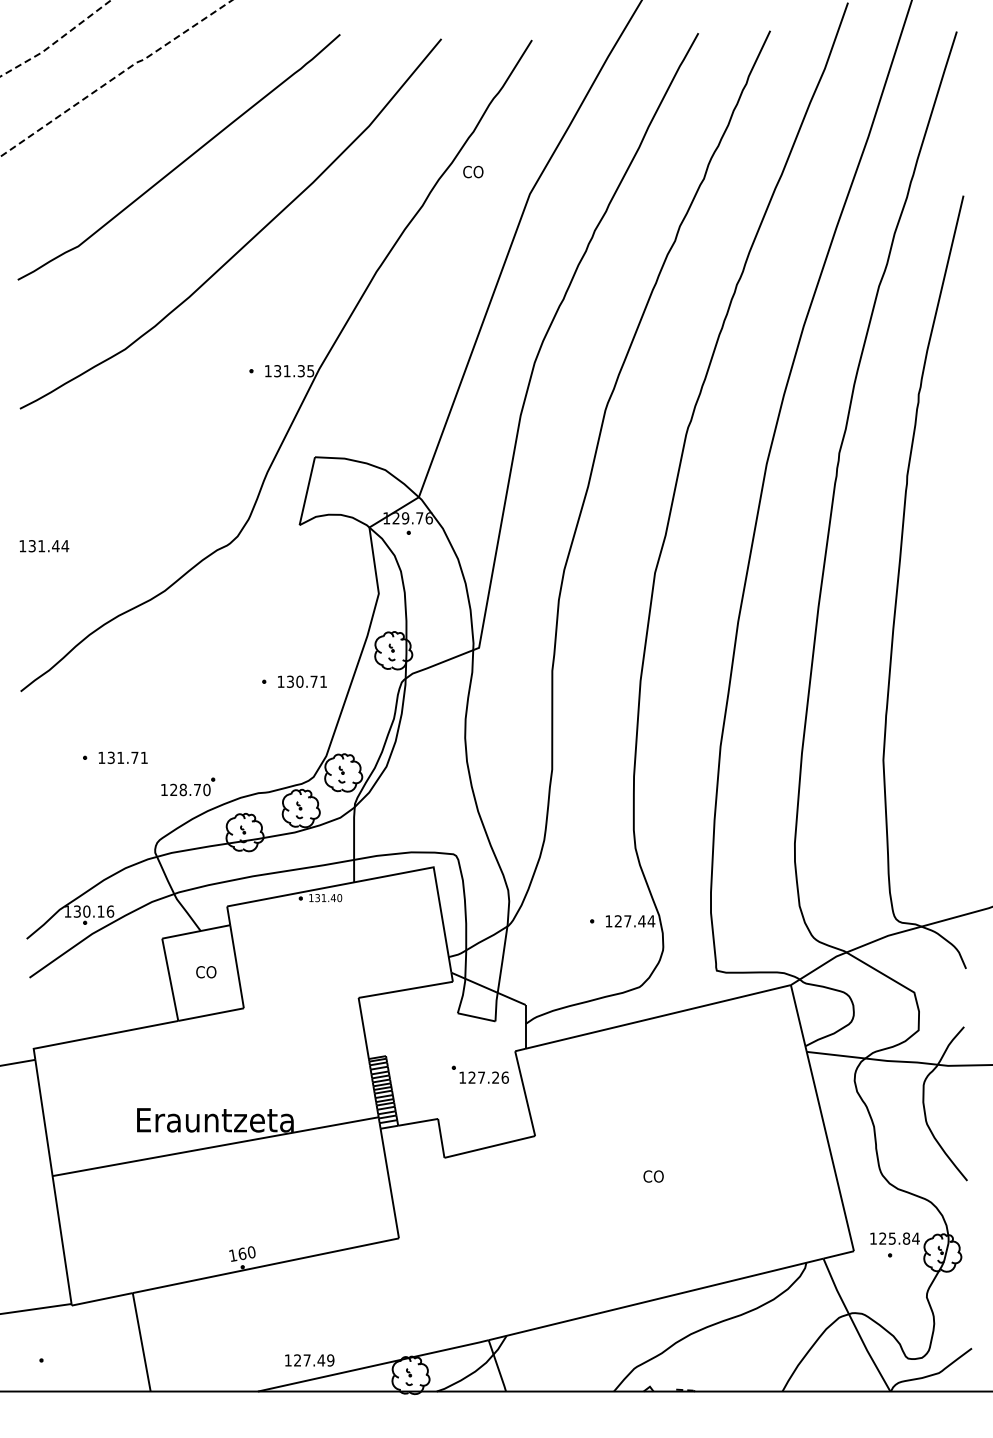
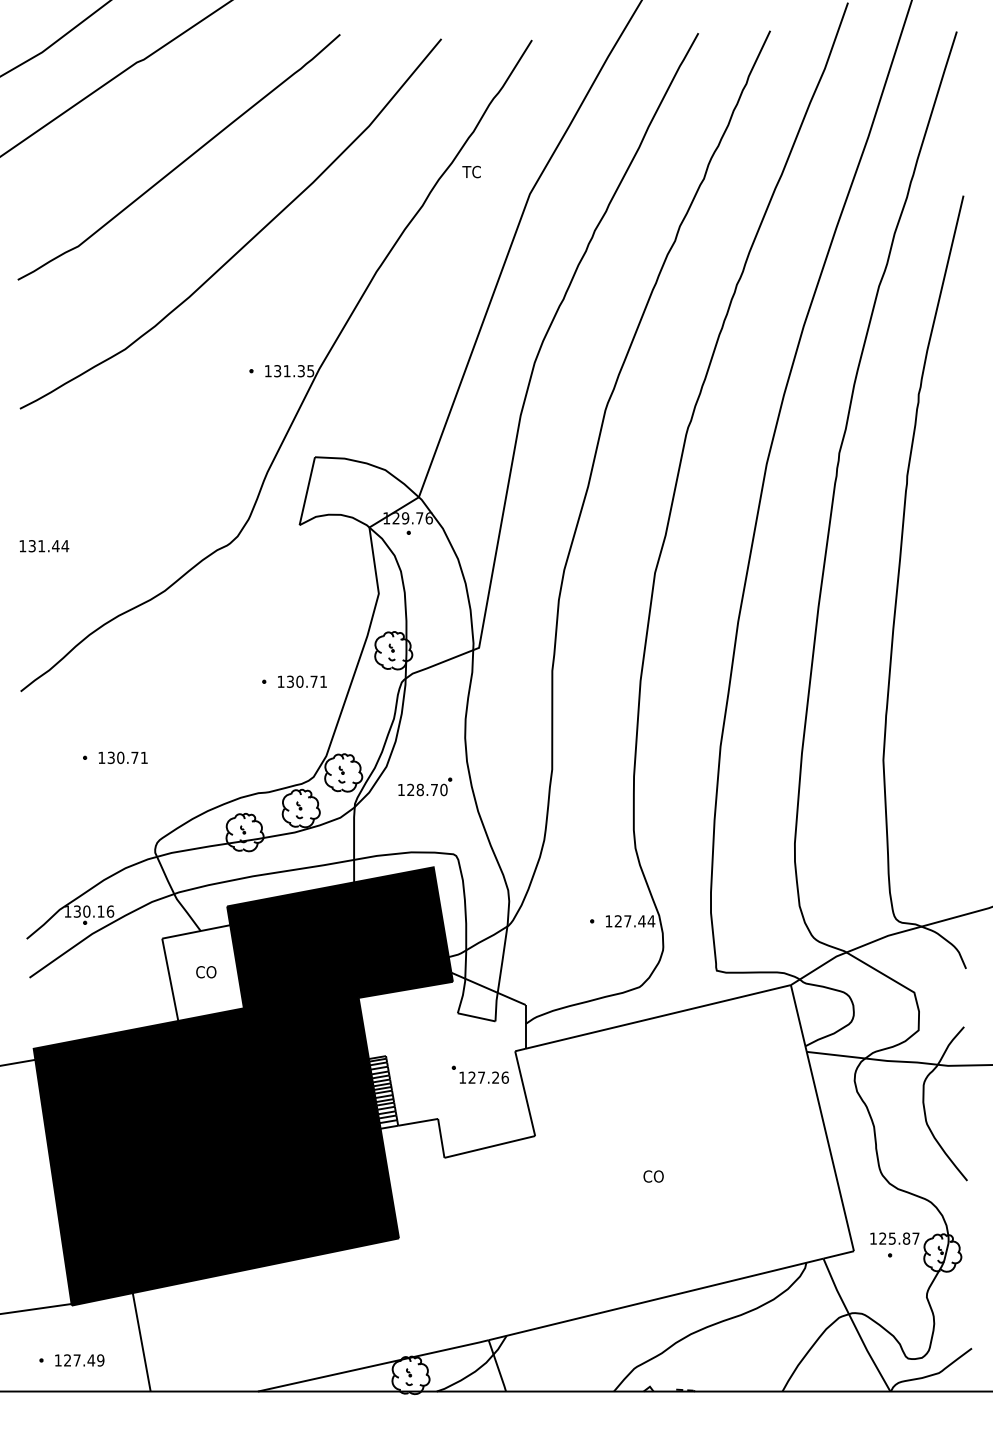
line: dashed -> solid (57, 40)
line: dashed -> solid (116, 76)
text: CO -> TC (472, 171)
text: 131.71 -> 130.71 (120, 757)
part position: (188, 786) -> (425, 786) (425, 786)
fill: none -> present (242, 1086)
text: 125.84 -> 125.87 (915, 1238)
text position: (309, 1360) -> (79, 1360) (79, 1360)
